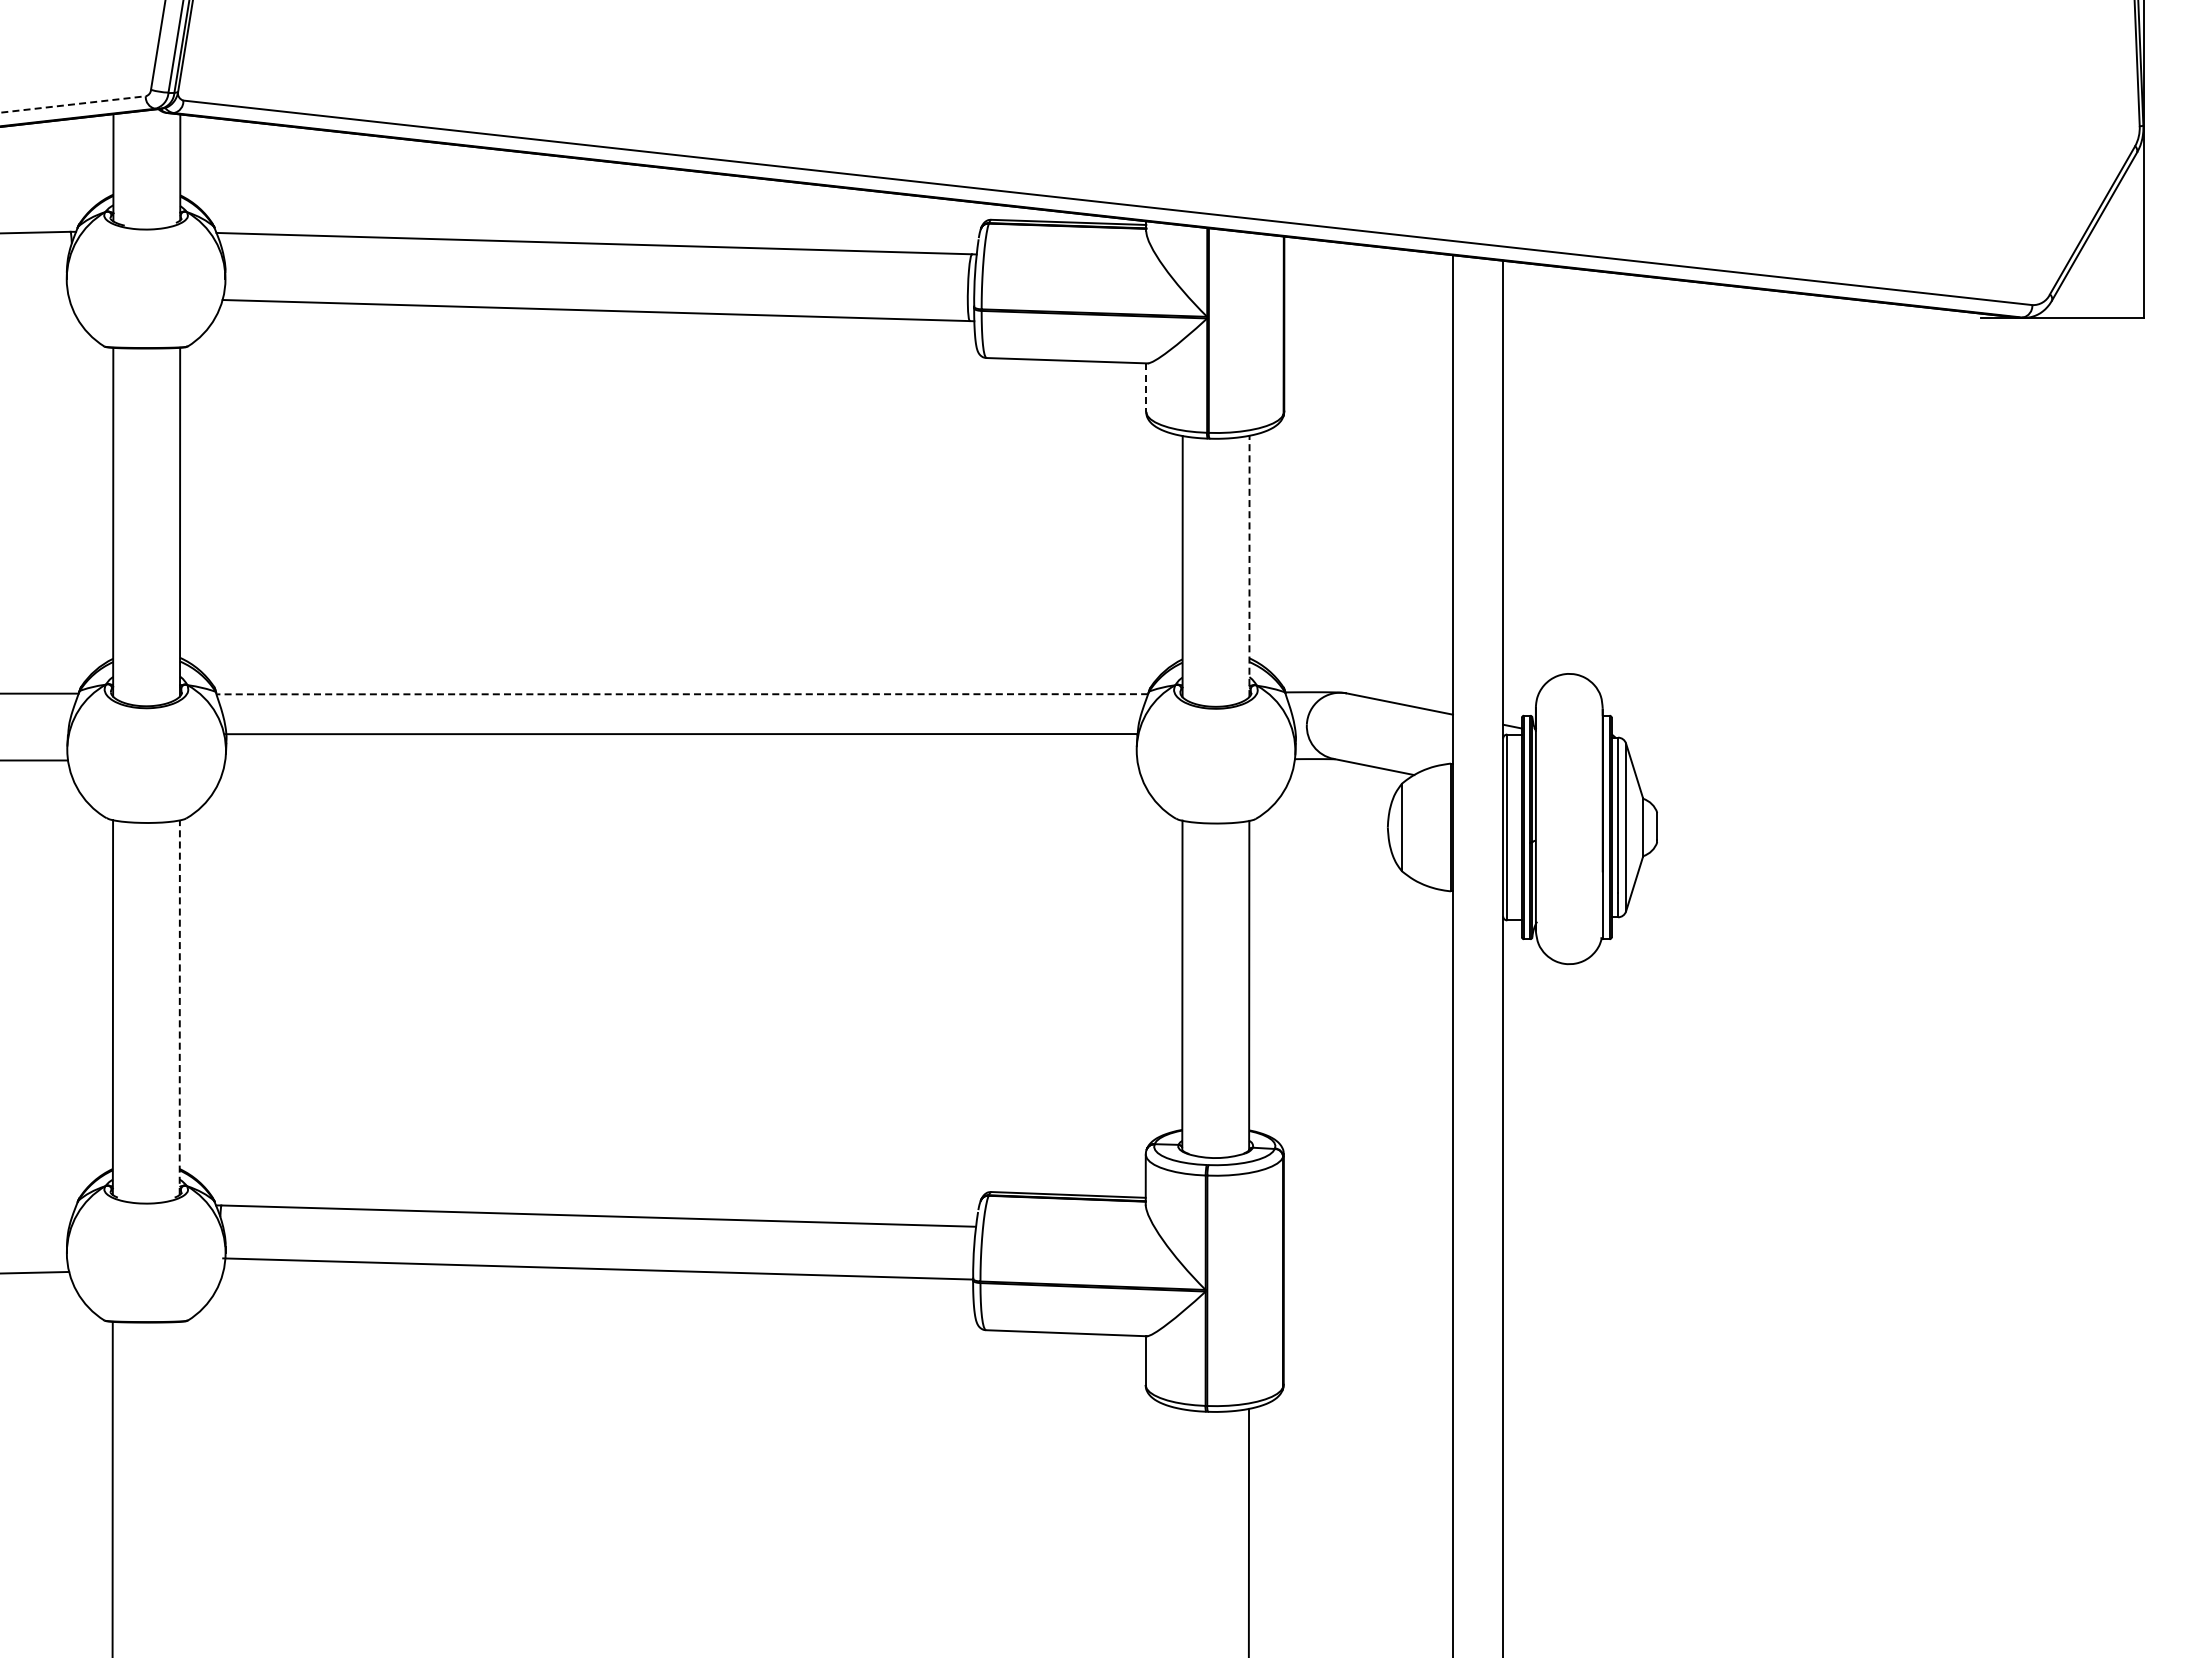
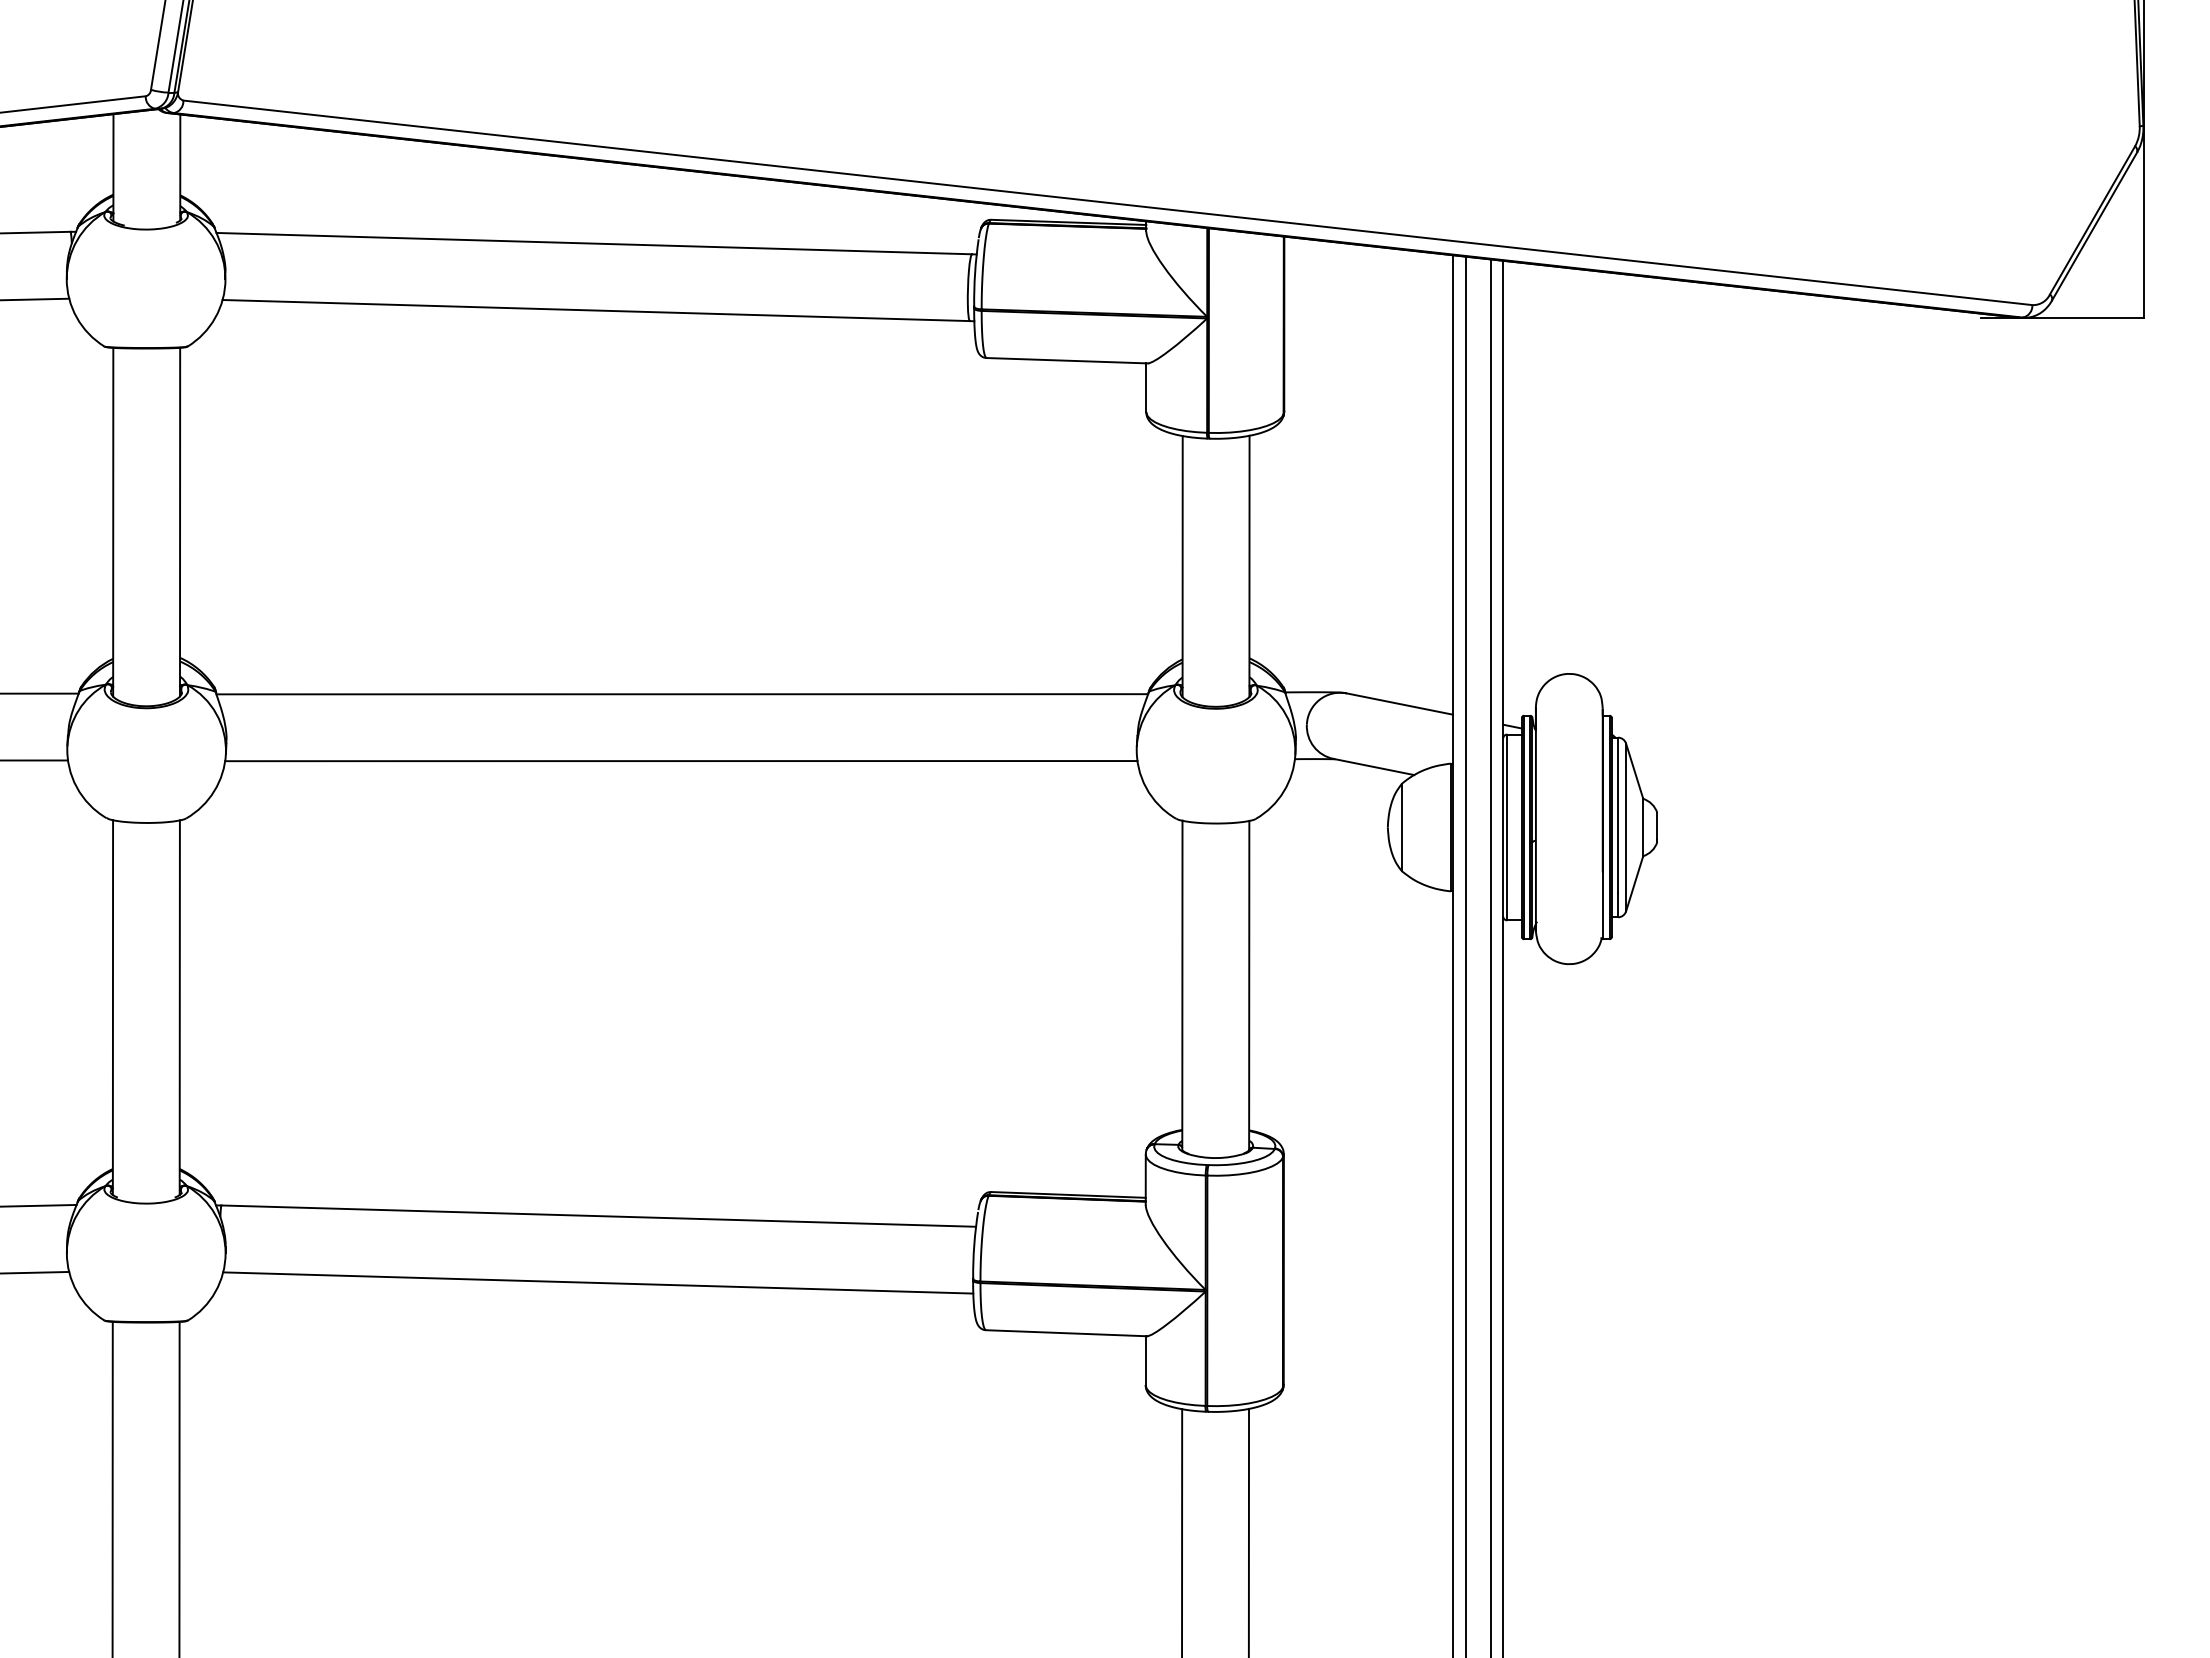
line: dashed -> solid (73, 104)
line: none -> present (35, 299)
line: dashed -> solid (1146, 388)
line: dashed -> solid (1249, 566)
line: dashed -> solid (682, 694)
line position: (681, 734) -> (681, 761) (681, 761)
line: none -> present (1465, 955)
line: none -> present (1490, 956)
line: dashed -> solid (179, 1007)
line: none -> present (39, 1205)
line position: (598, 1268) -> (598, 1282) (598, 1282)
line: none -> present (179, 1487)
line: none -> present (1182, 1531)
